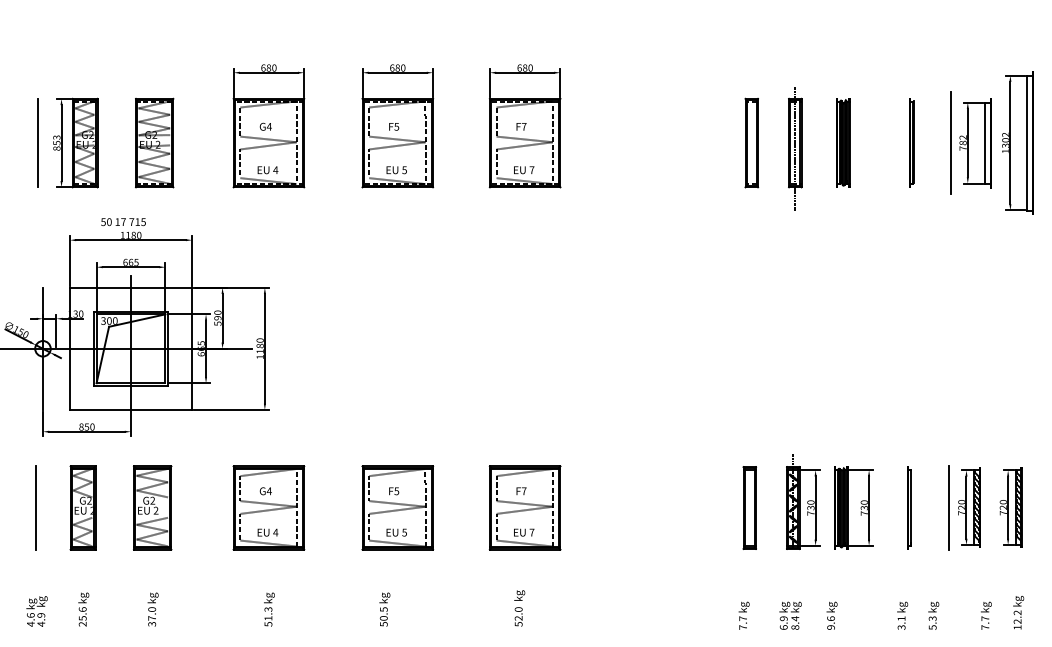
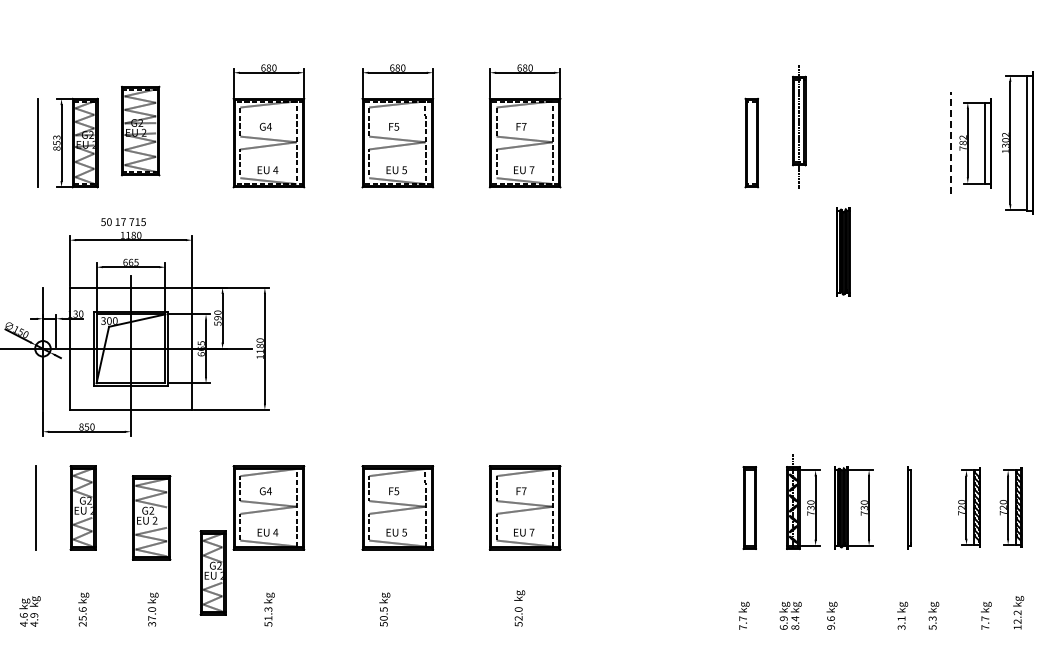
part position: (154, 142) -> (140, 130) (140, 130)
part position: (843, 142) -> (843, 251) (843, 251)
part: present -> none (911, 142)
line: solid -> dashed (950, 143)
part position: (795, 148) -> (799, 126) (799, 126)
part position: (152, 507) -> (151, 517) (151, 517)
line: present -> none (948, 508)
part: none -> present (212, 572)
text position: (36, 611) -> (29, 611) (29, 611)
